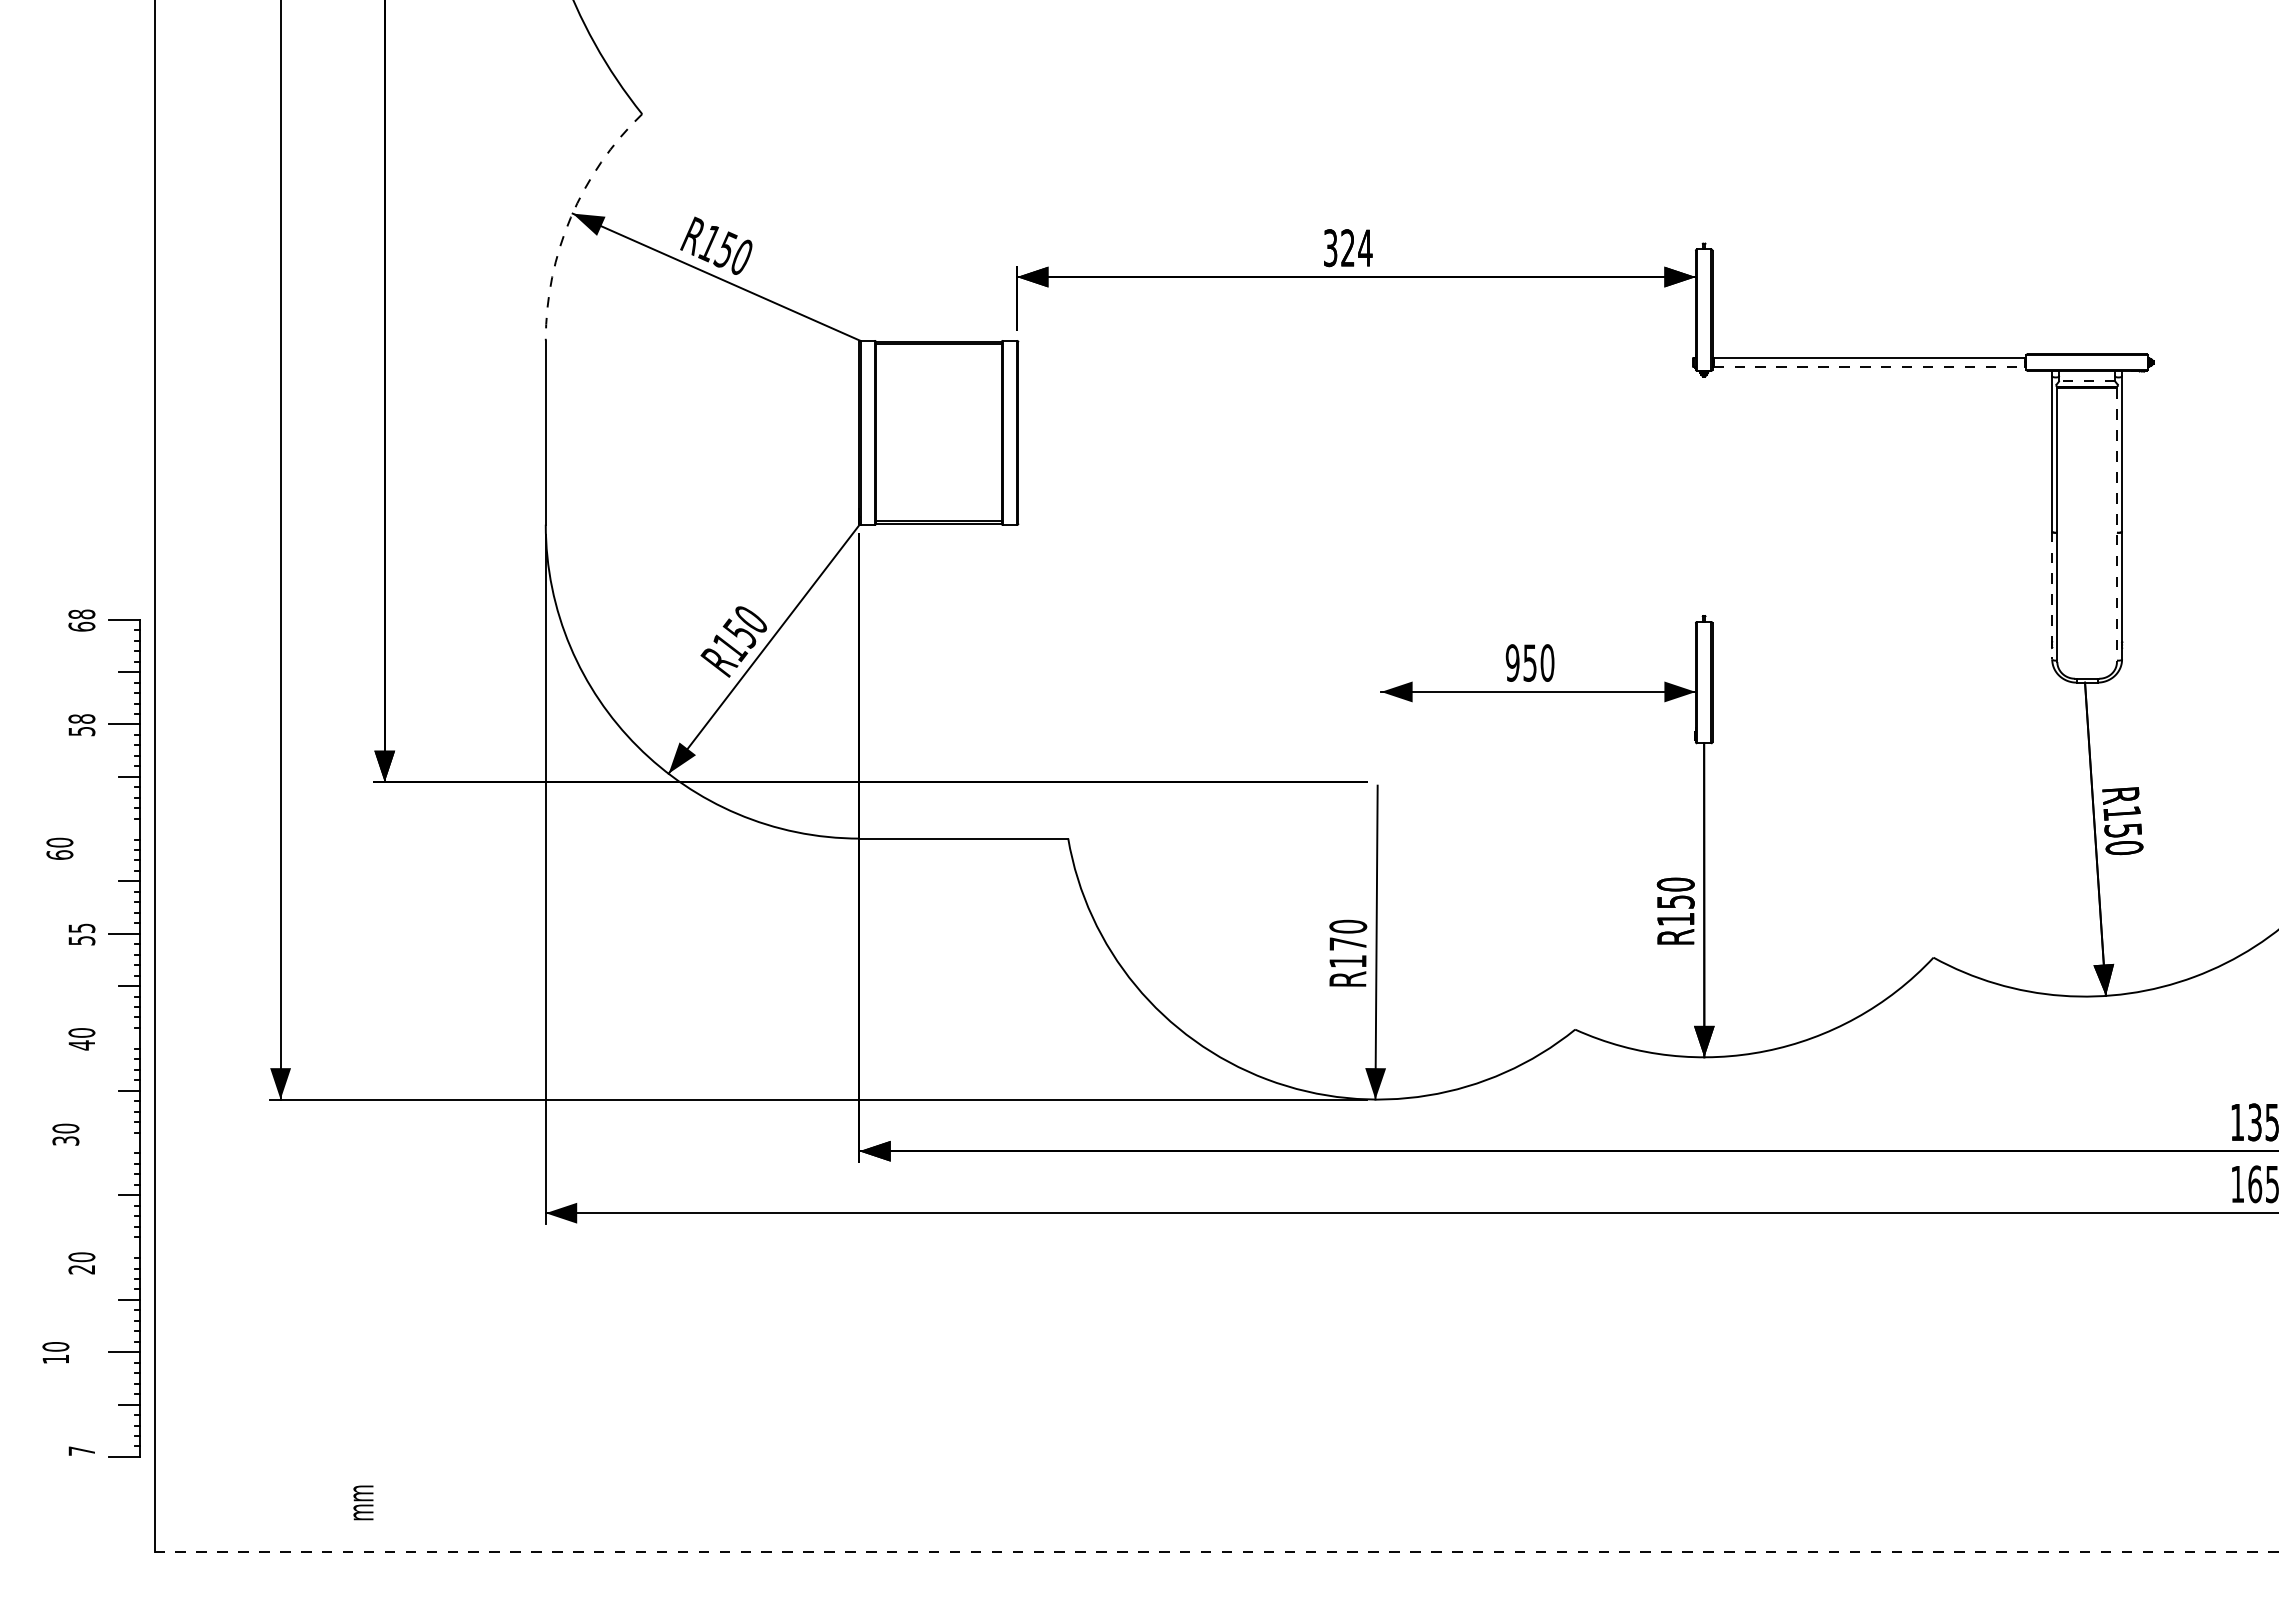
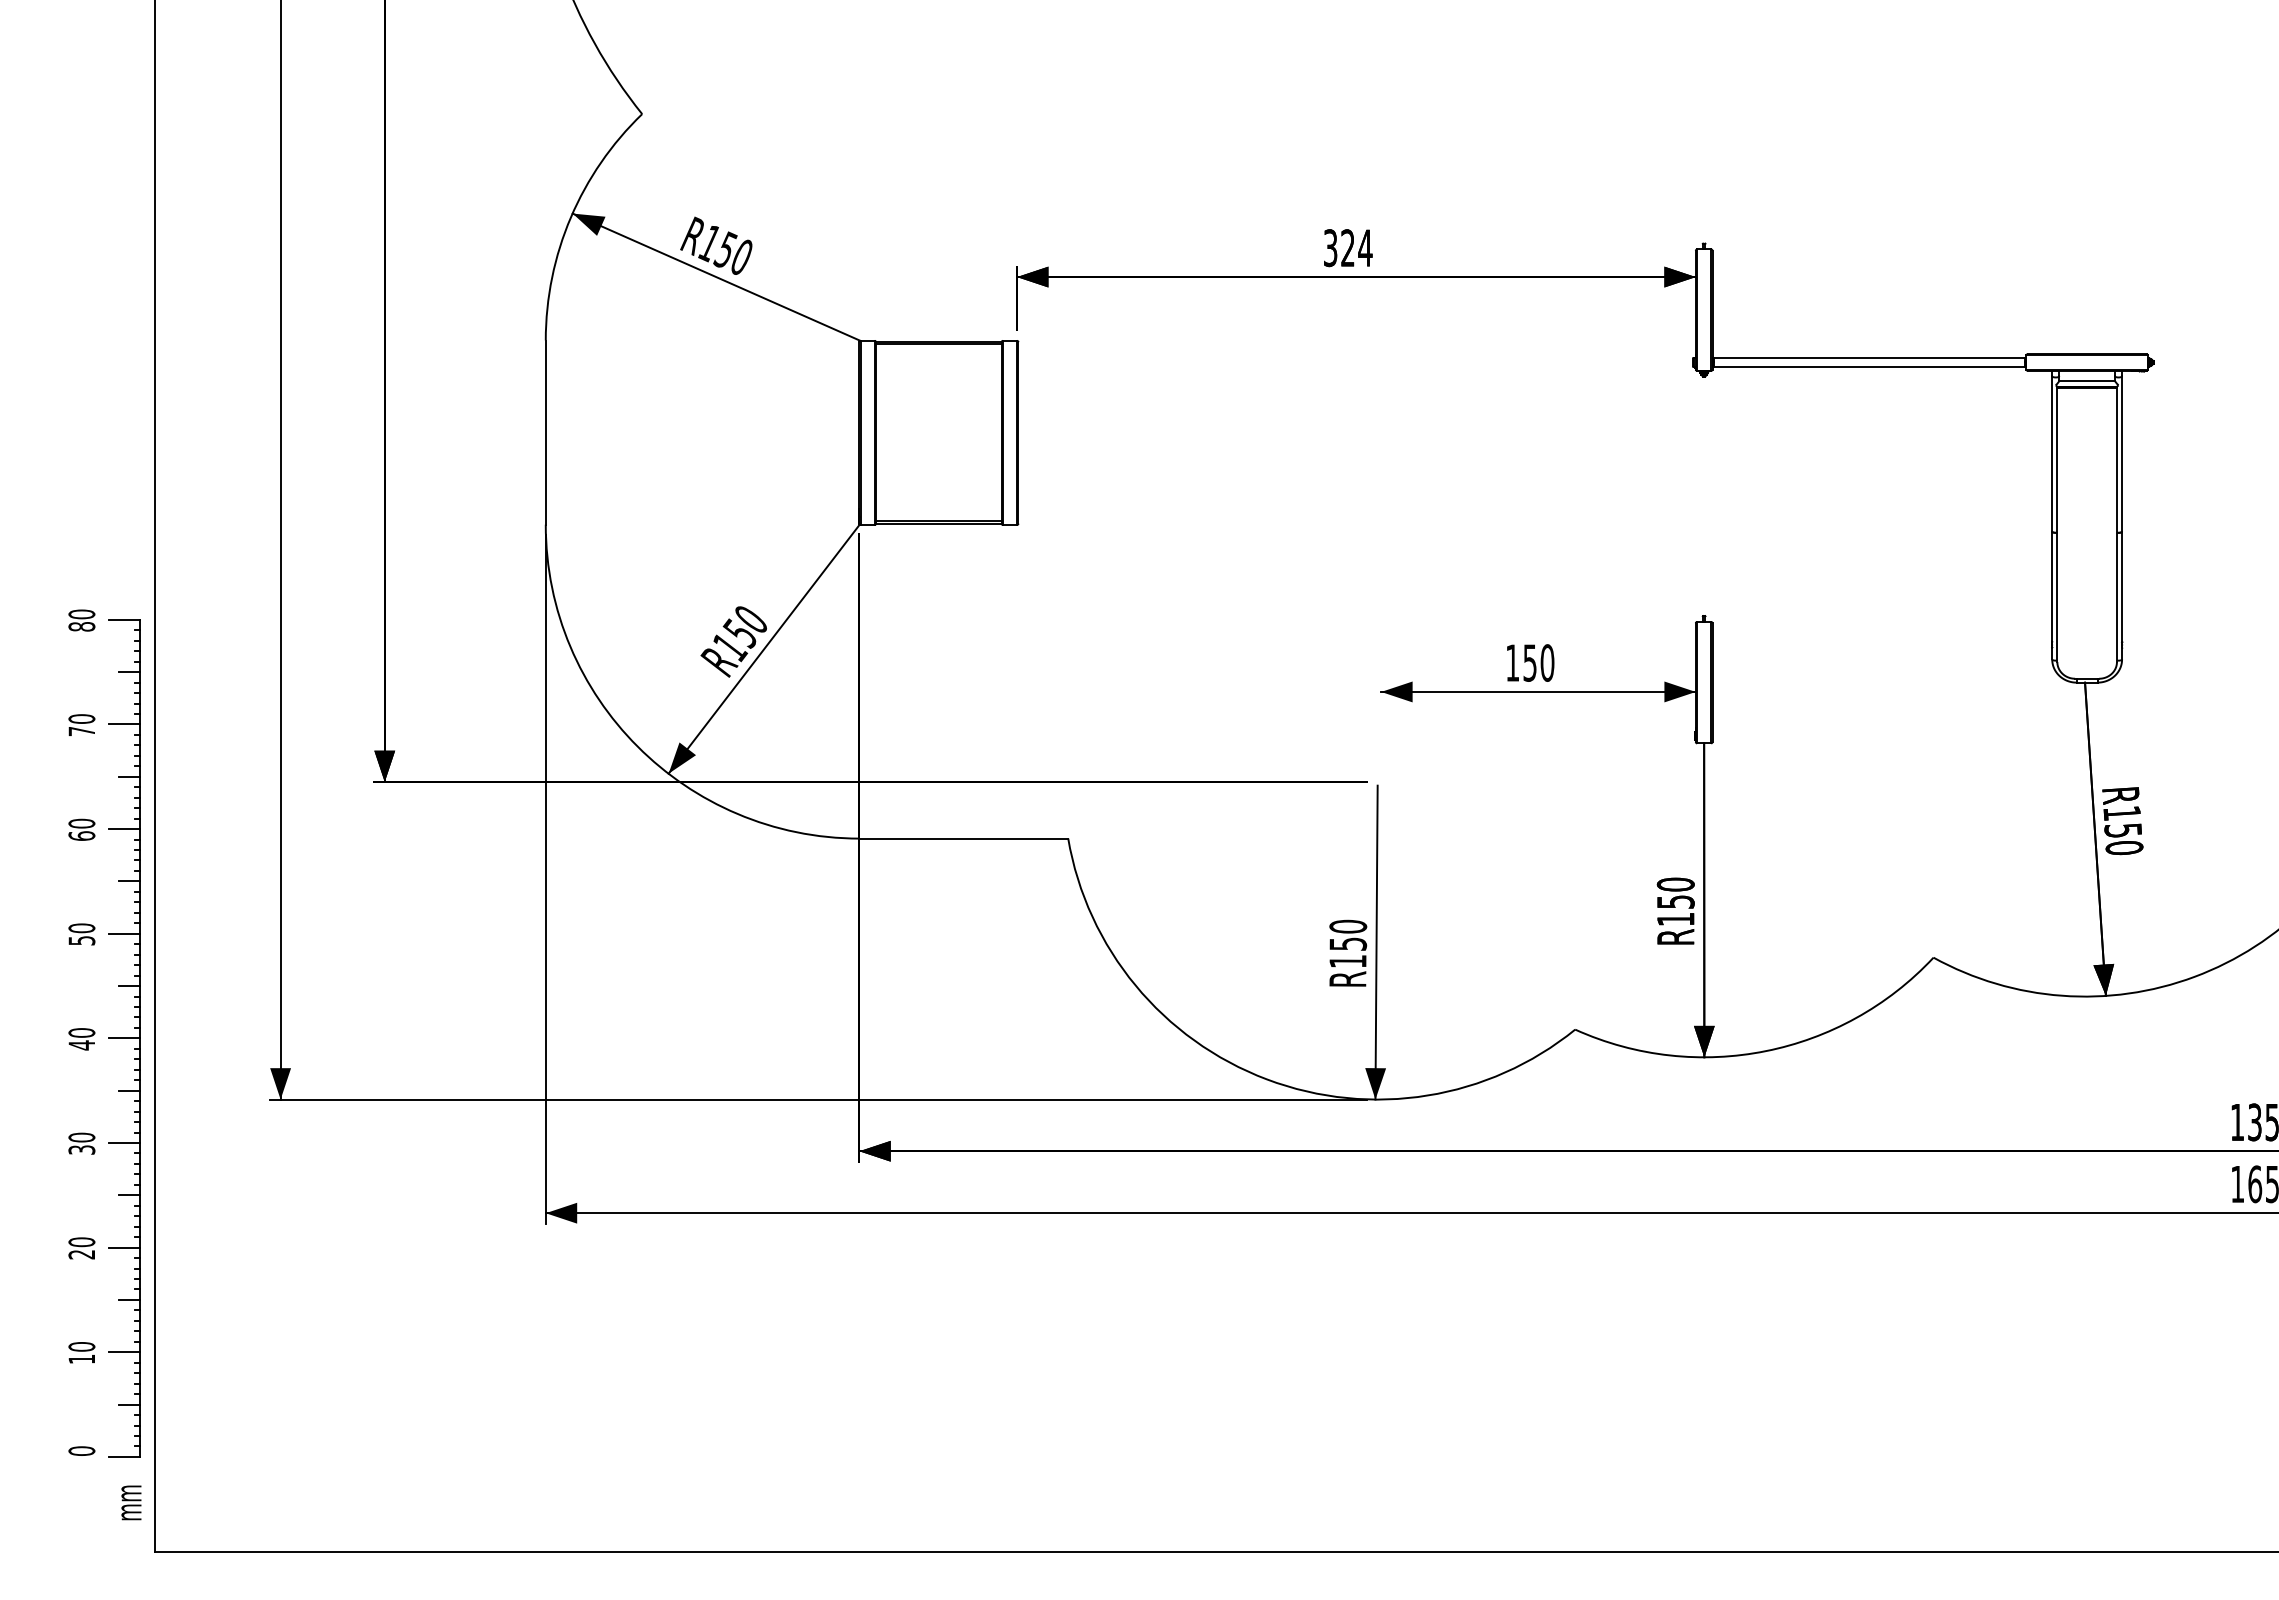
arc: dashed -> solid (570, 217)
line: dashed -> solid (1869, 366)
line: dashed -> solid (2087, 380)
line: dashed -> solid (2116, 525)
line: dashed -> solid (2052, 595)
text: 68 -> 80 (81, 620)
text: 950 -> 150 (1512, 662)
text: 58 -> 70 (81, 725)
line: none -> present (124, 829)
text position: (59, 848) -> (81, 829) (81, 829)
text: 55 -> 50 (81, 928)
text: R170 -> R150 (1348, 943)
line: none -> present (124, 1038)
text position: (65, 1134) -> (81, 1143) (81, 1143)
line: none -> present (124, 1143)
line: none -> present (124, 1247)
text position: (81, 1263) -> (81, 1248) (81, 1248)
text position: (55, 1352) -> (81, 1352) (81, 1352)
text: 7 -> 0 (81, 1450)
text position: (363, 1502) -> (131, 1502) (131, 1502)
line: dashed -> solid (1216, 1551)
